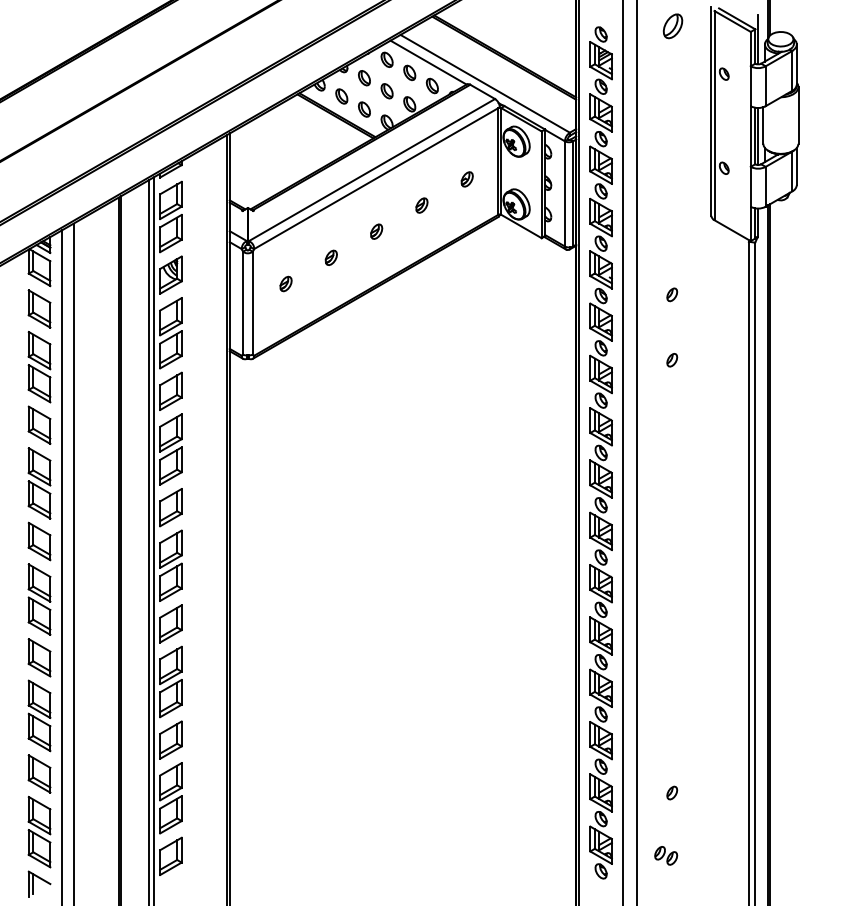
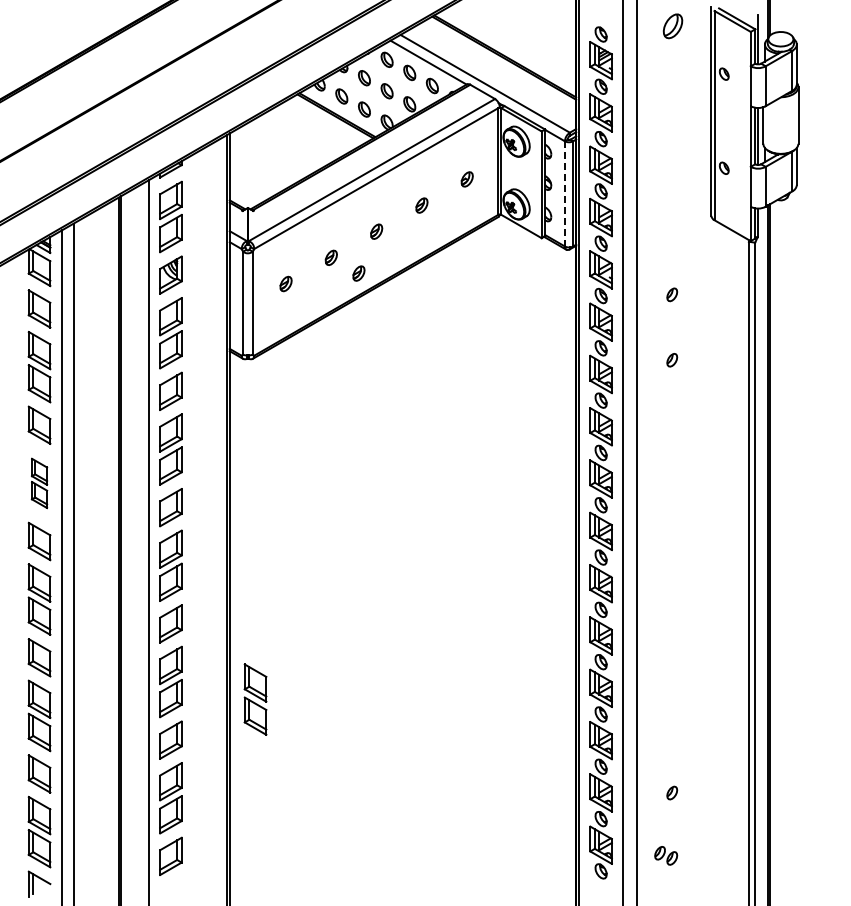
line: solid -> dashed (564, 193)
part: none -> present (358, 273)
part size: 25x73 px -> 19x53 px (39, 483)
line: present -> none (153, 539)
part: none -> present (255, 699)
